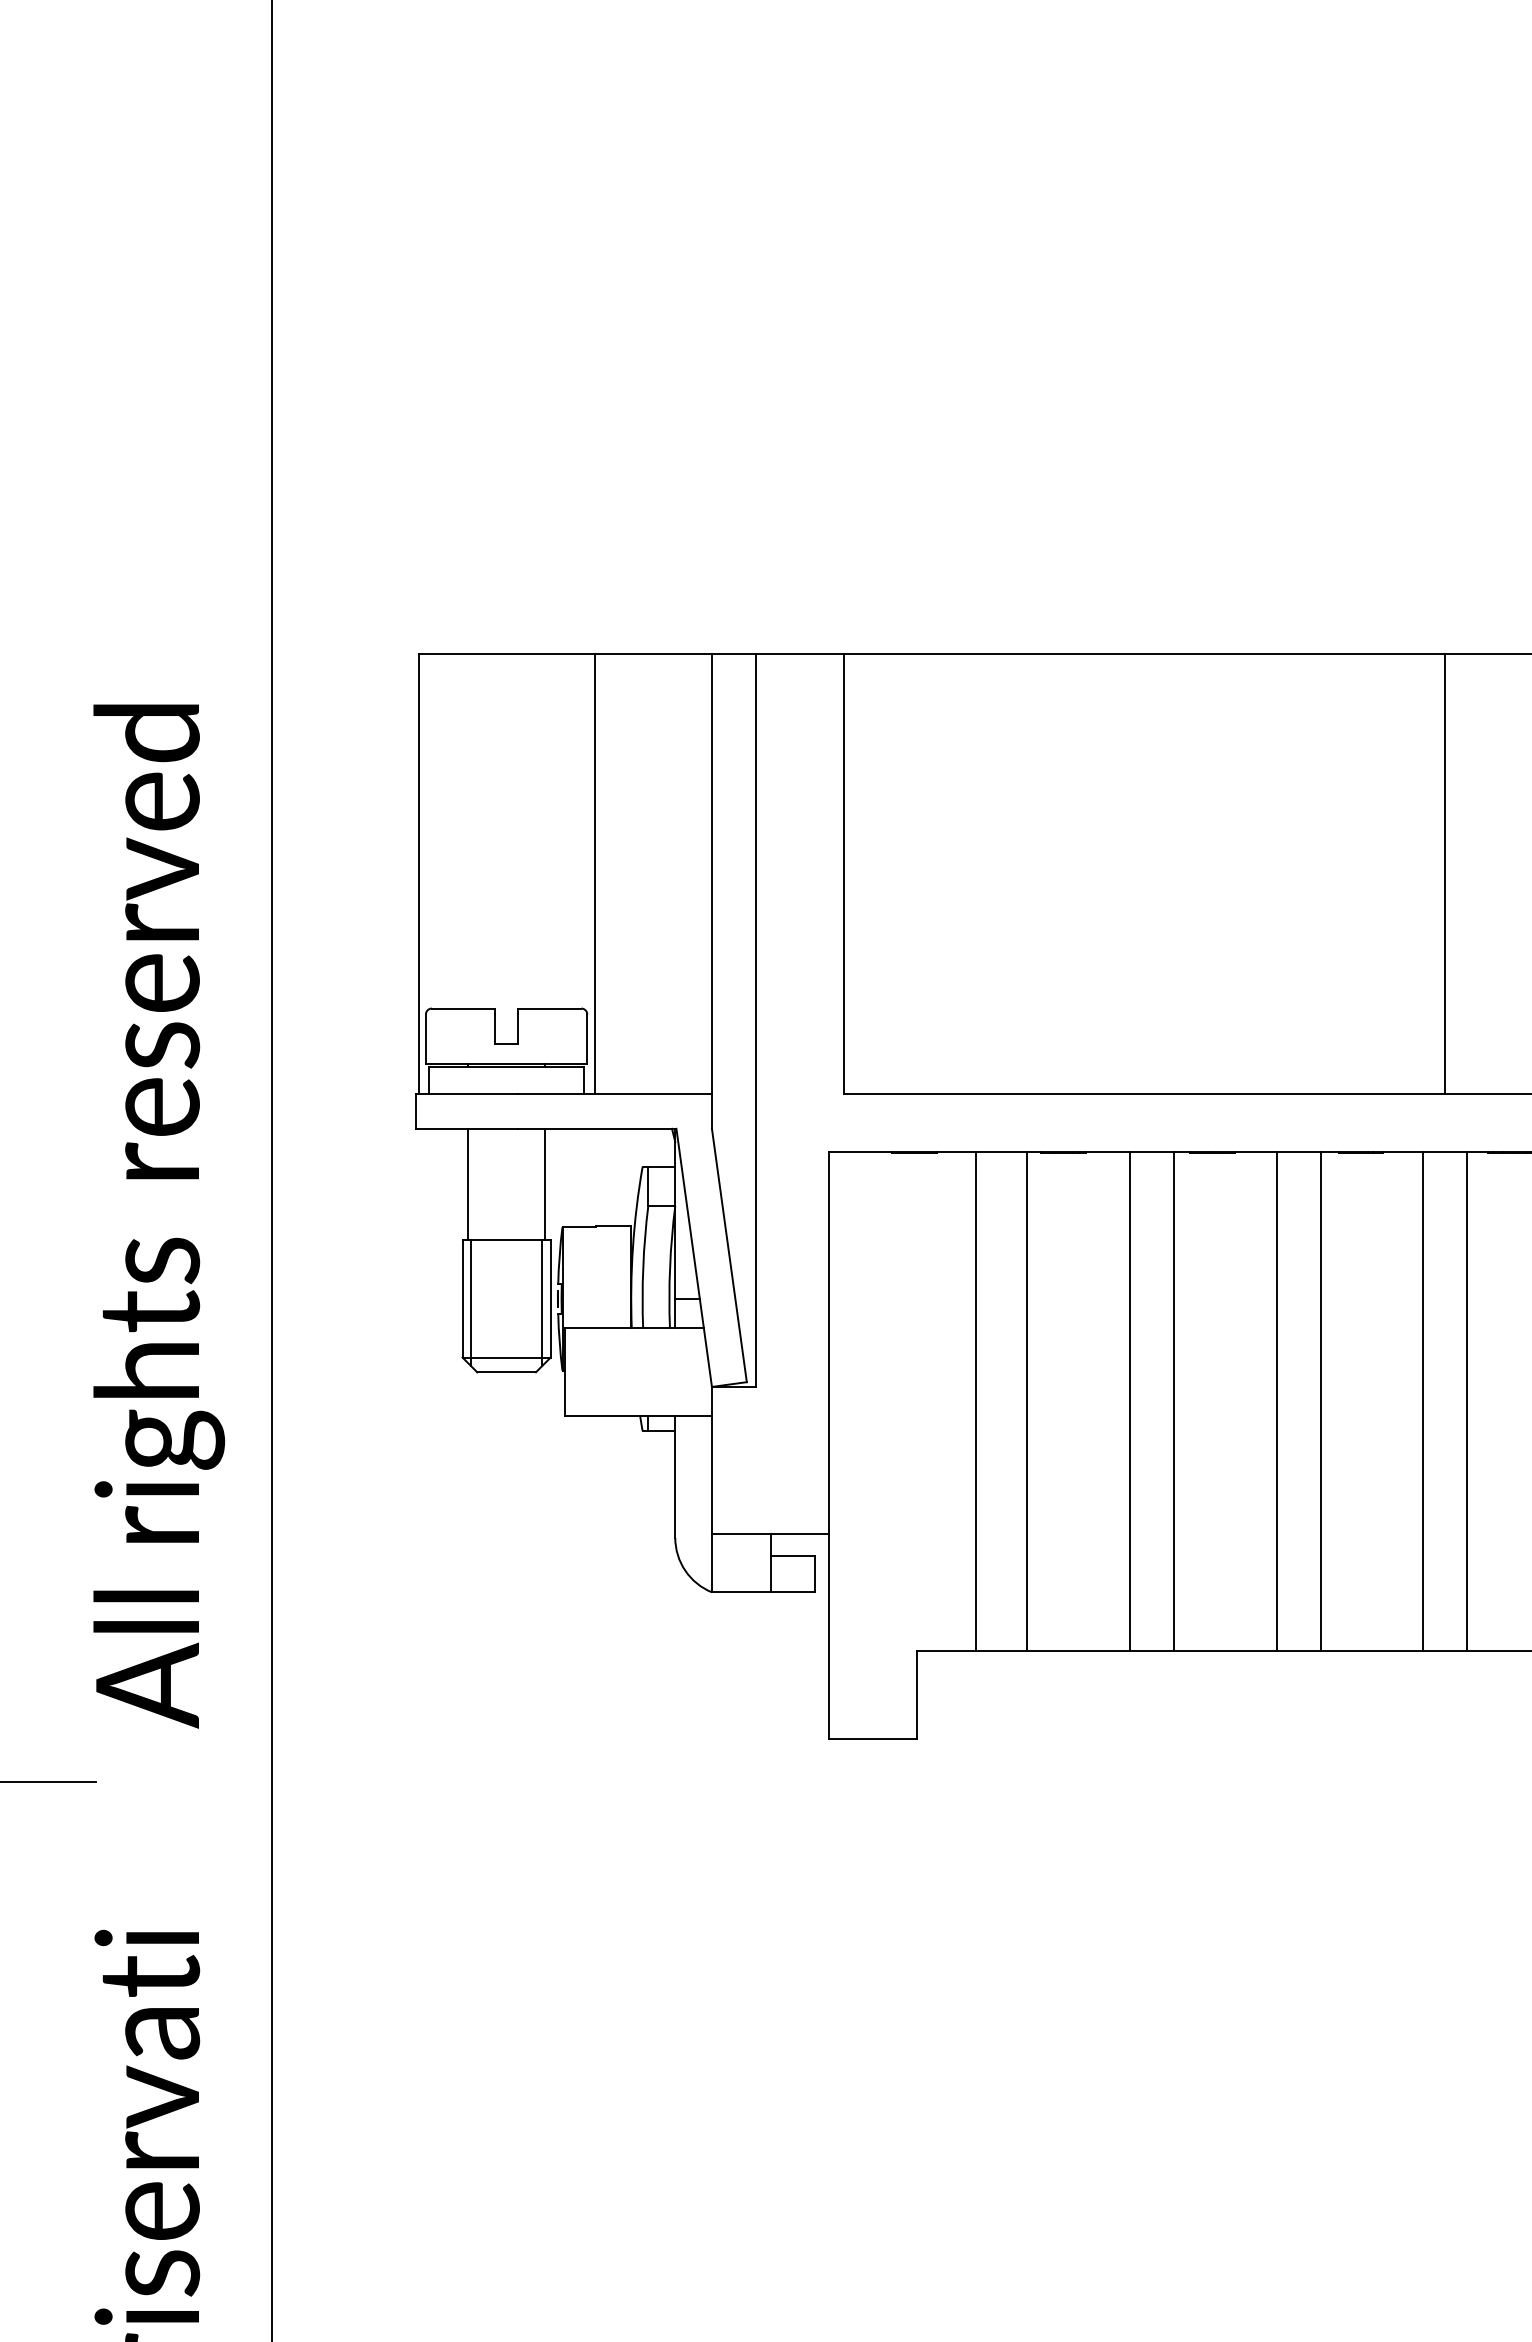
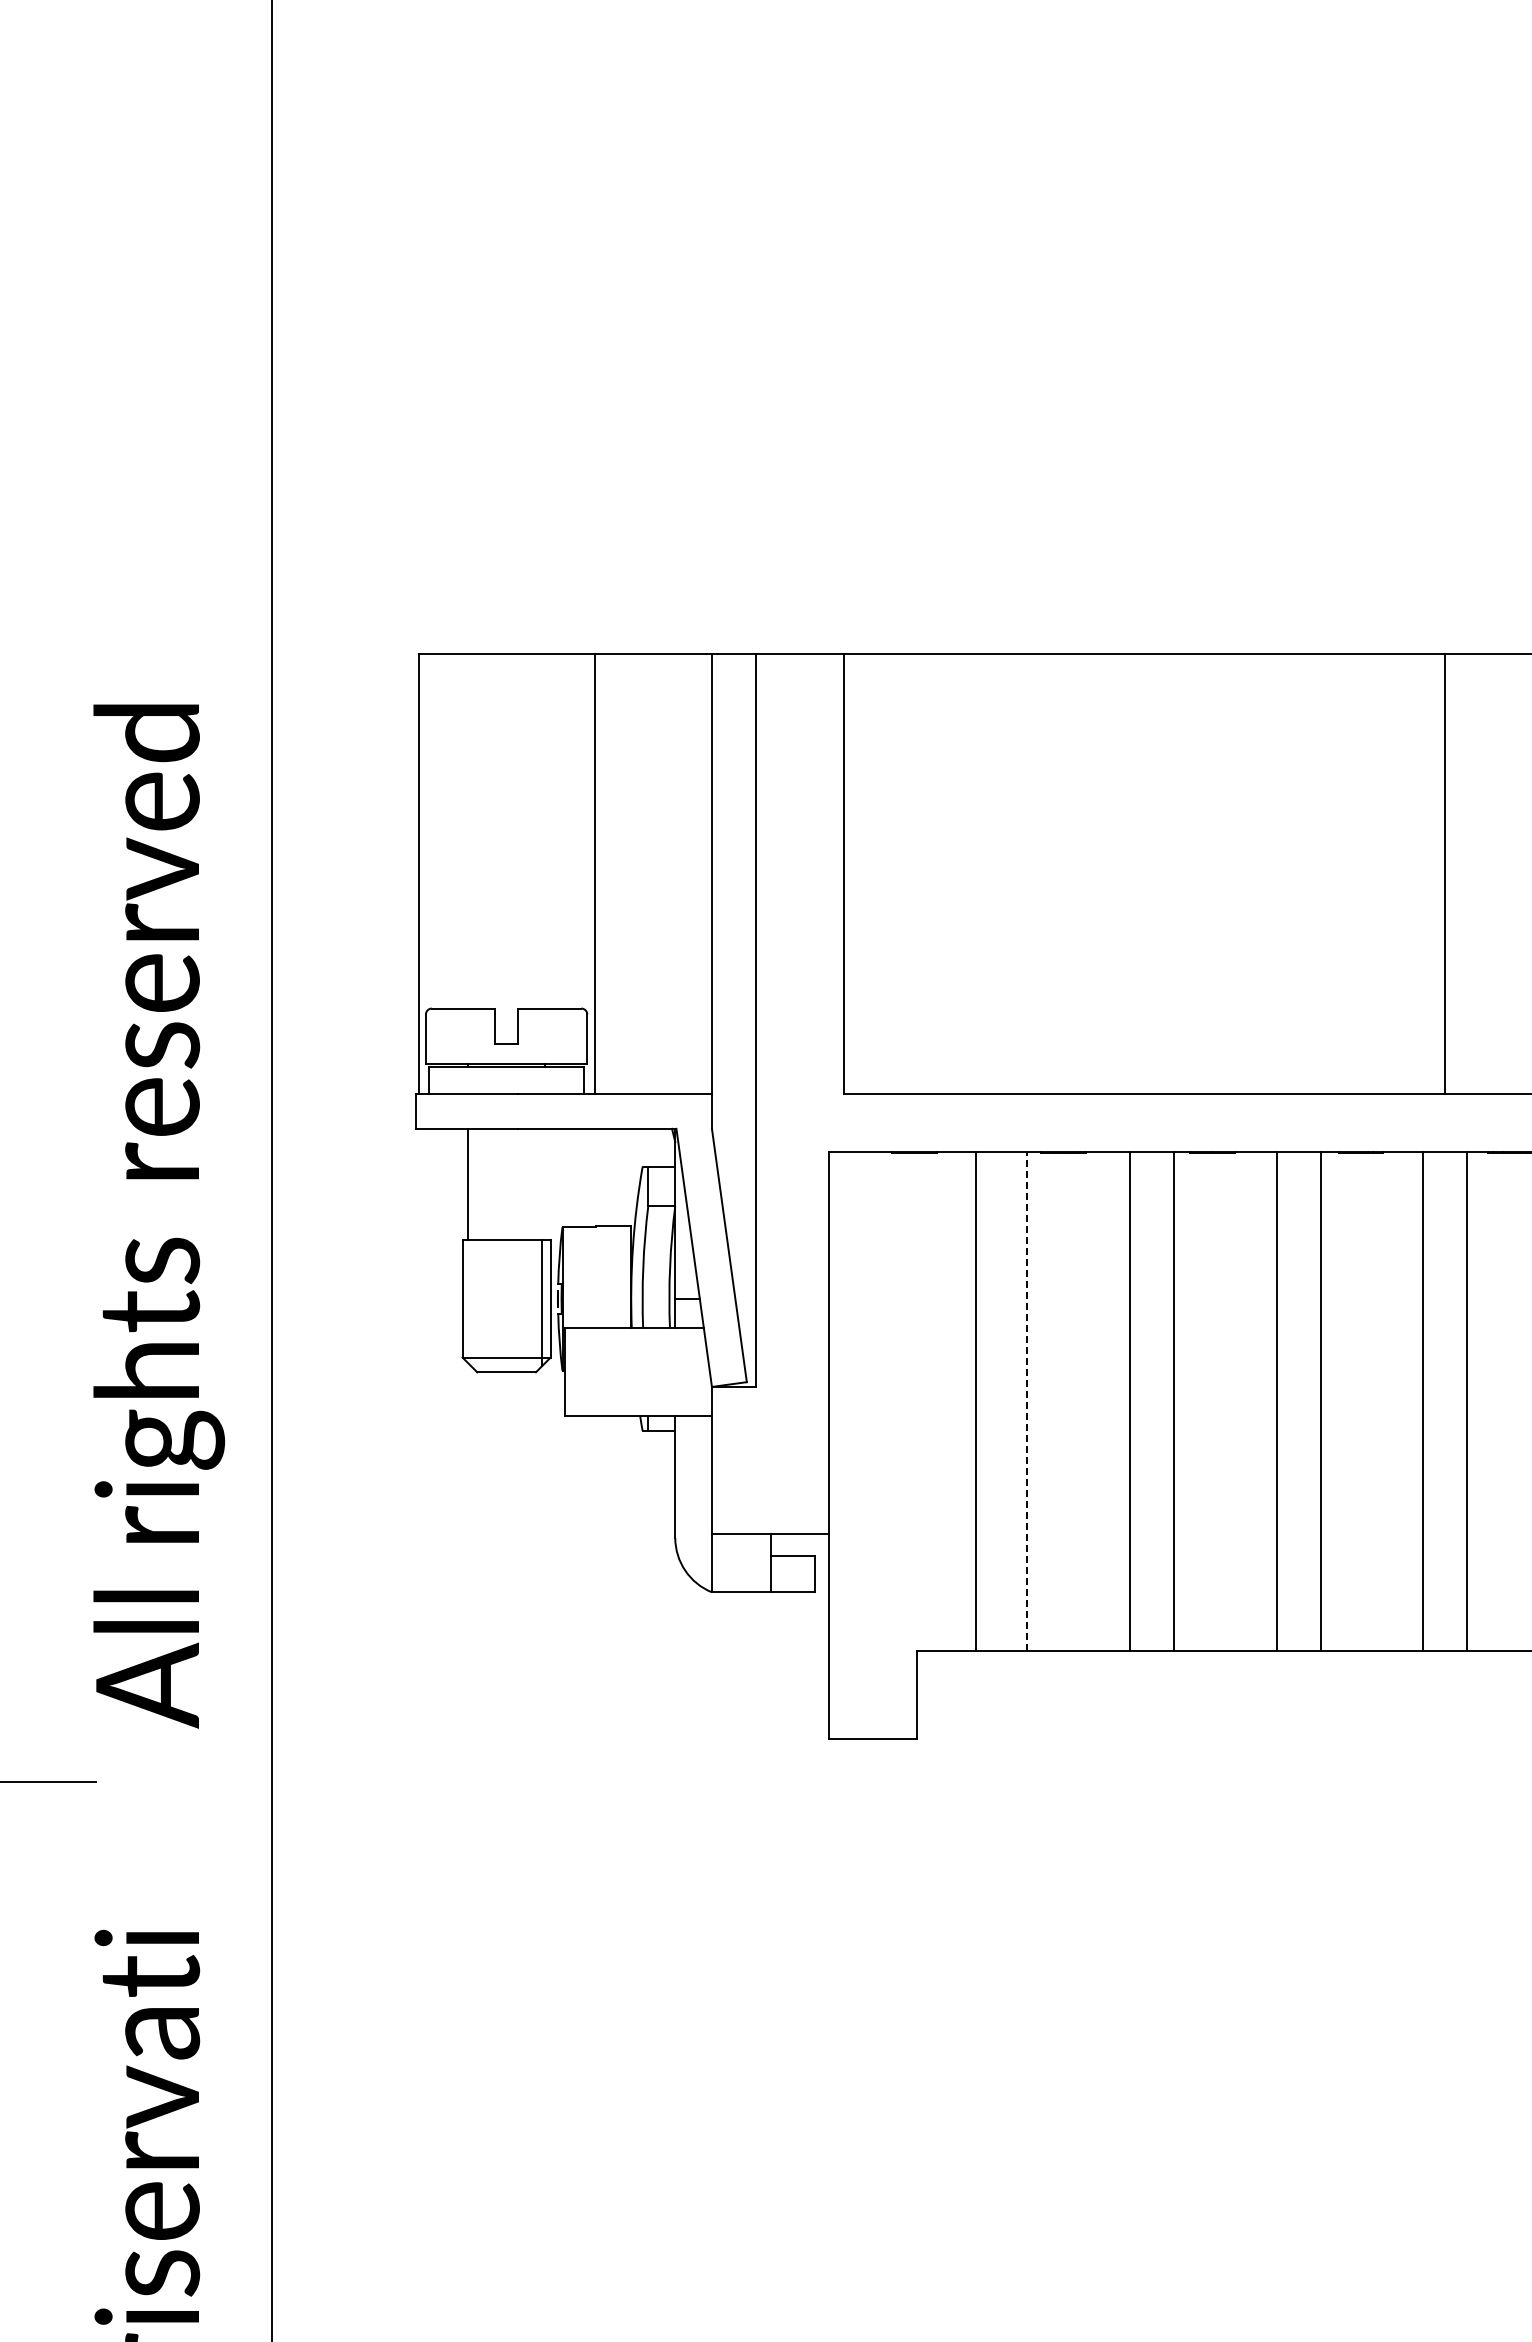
line: present -> none (544, 1184)
line: present -> none (471, 1303)
line: solid -> dashed (1027, 1401)
